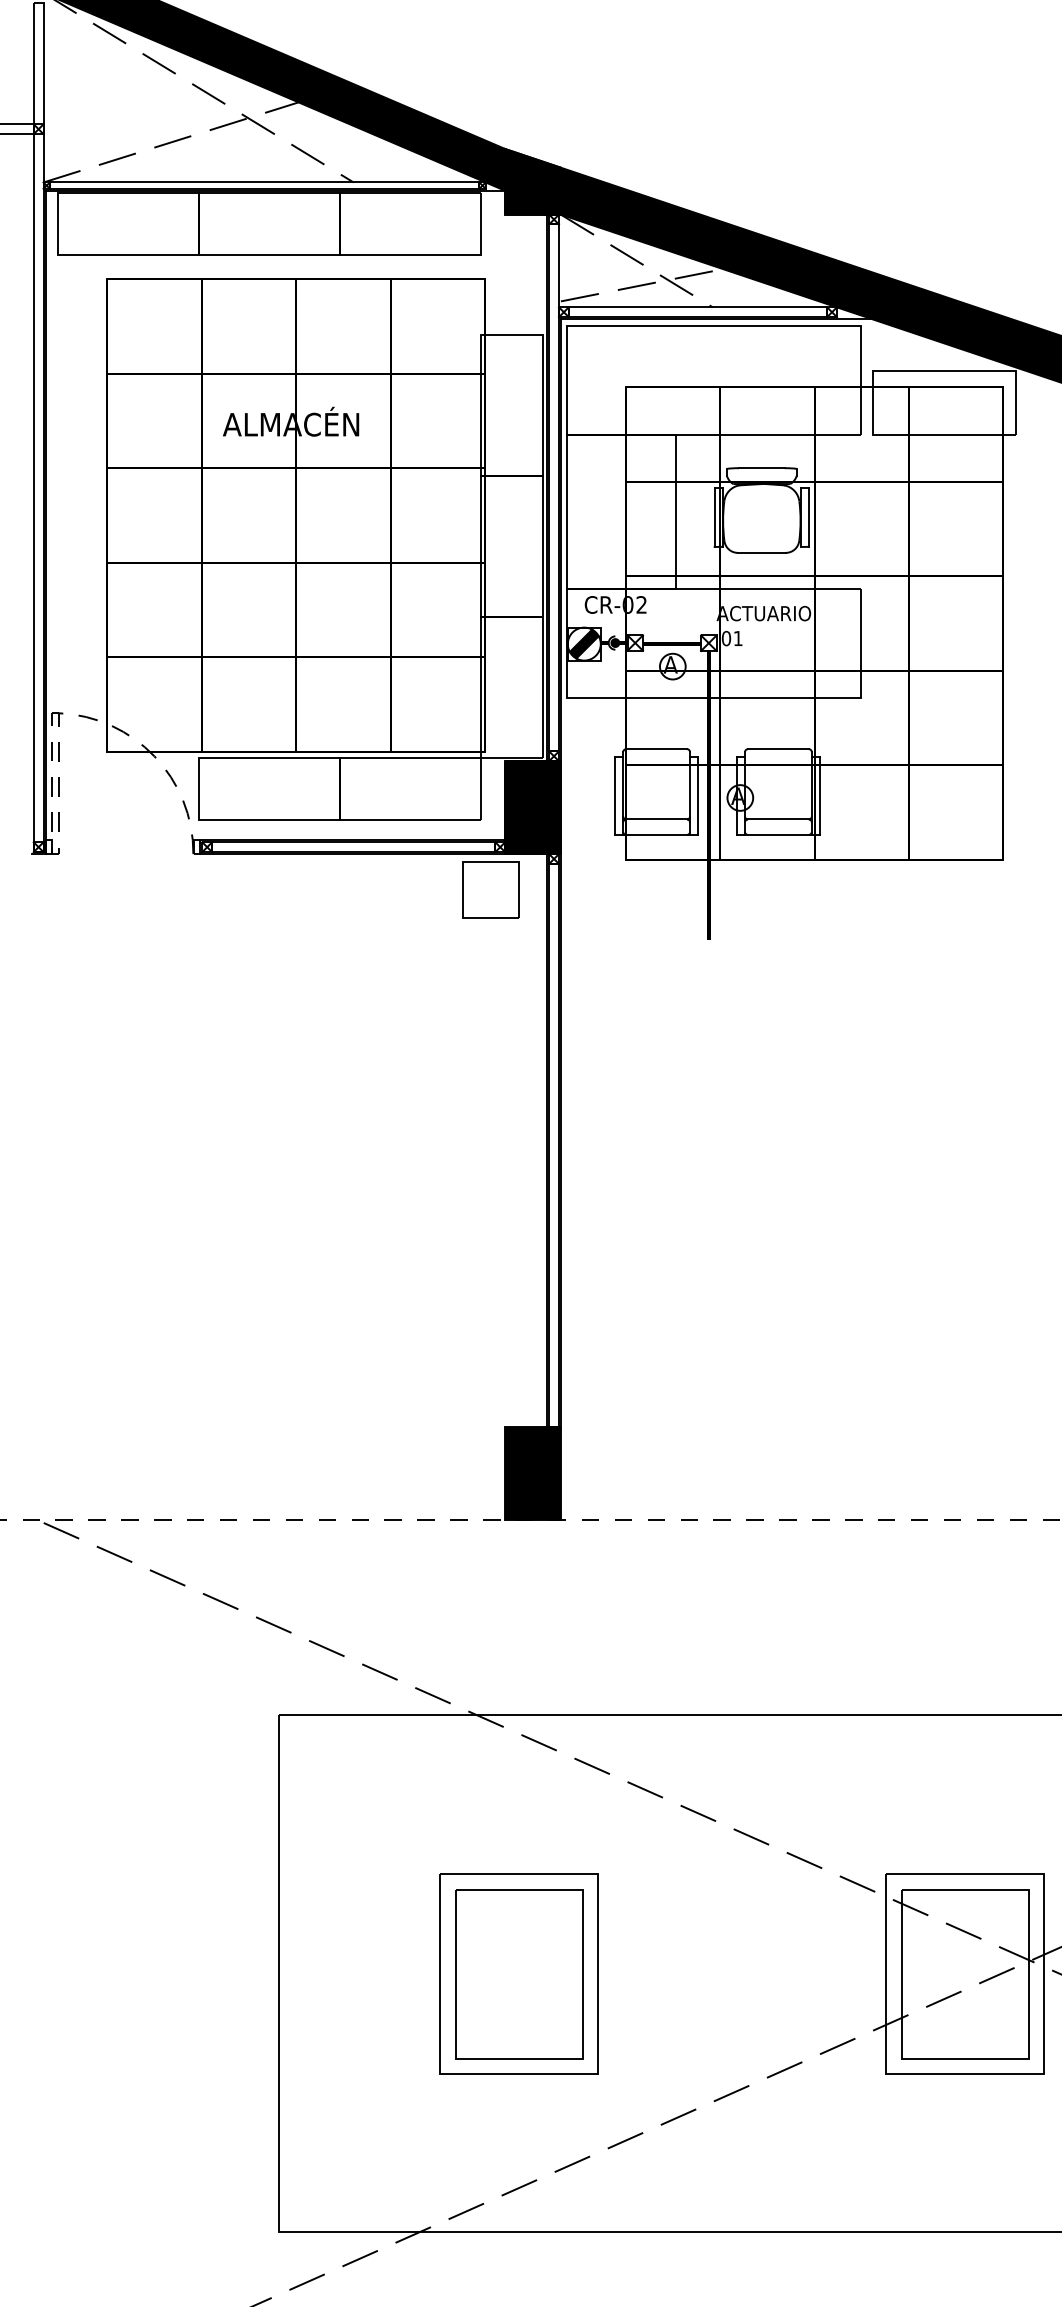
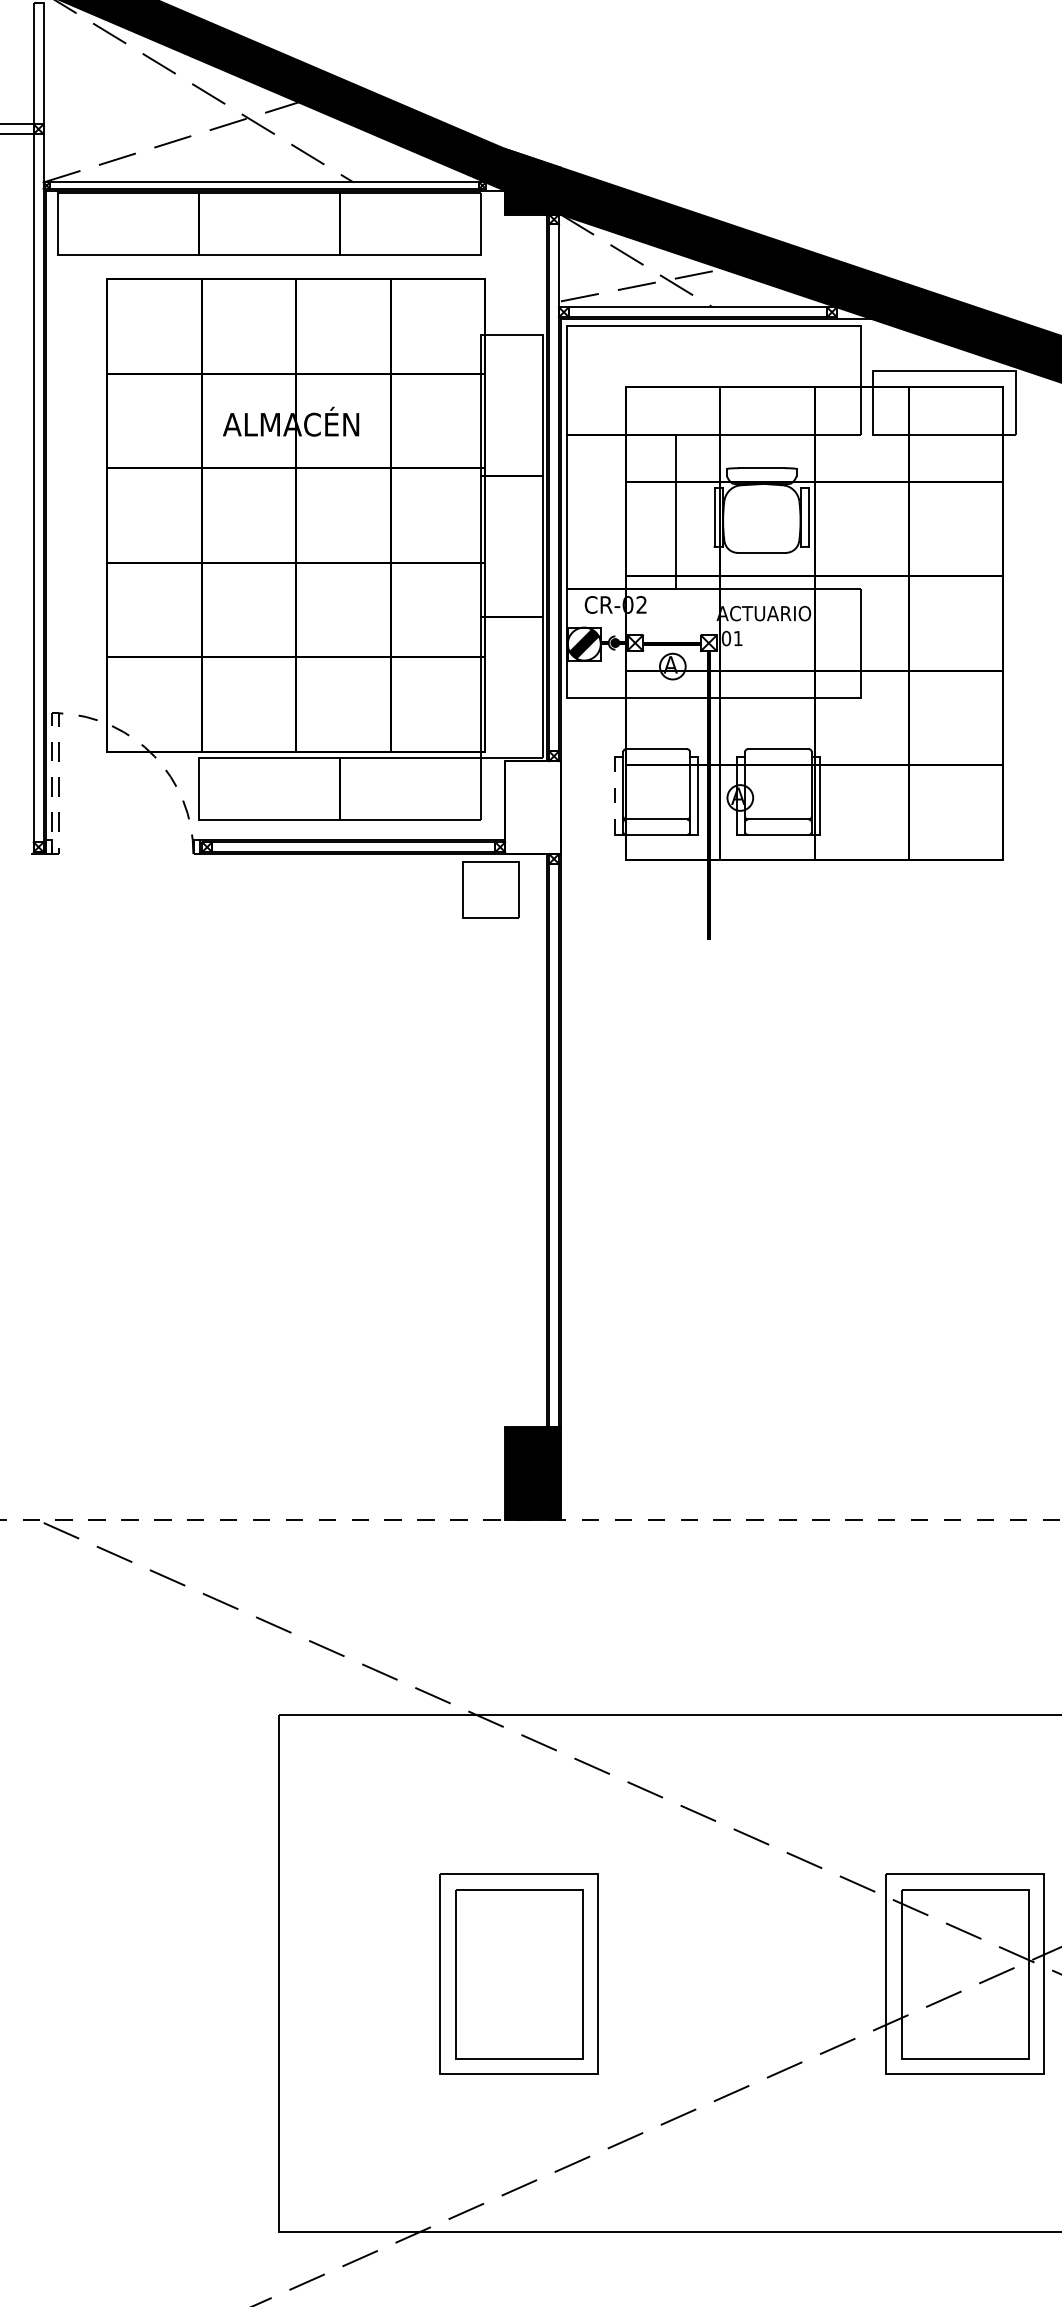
line: solid -> dashed (615, 796)
fill: present -> none (532, 807)
